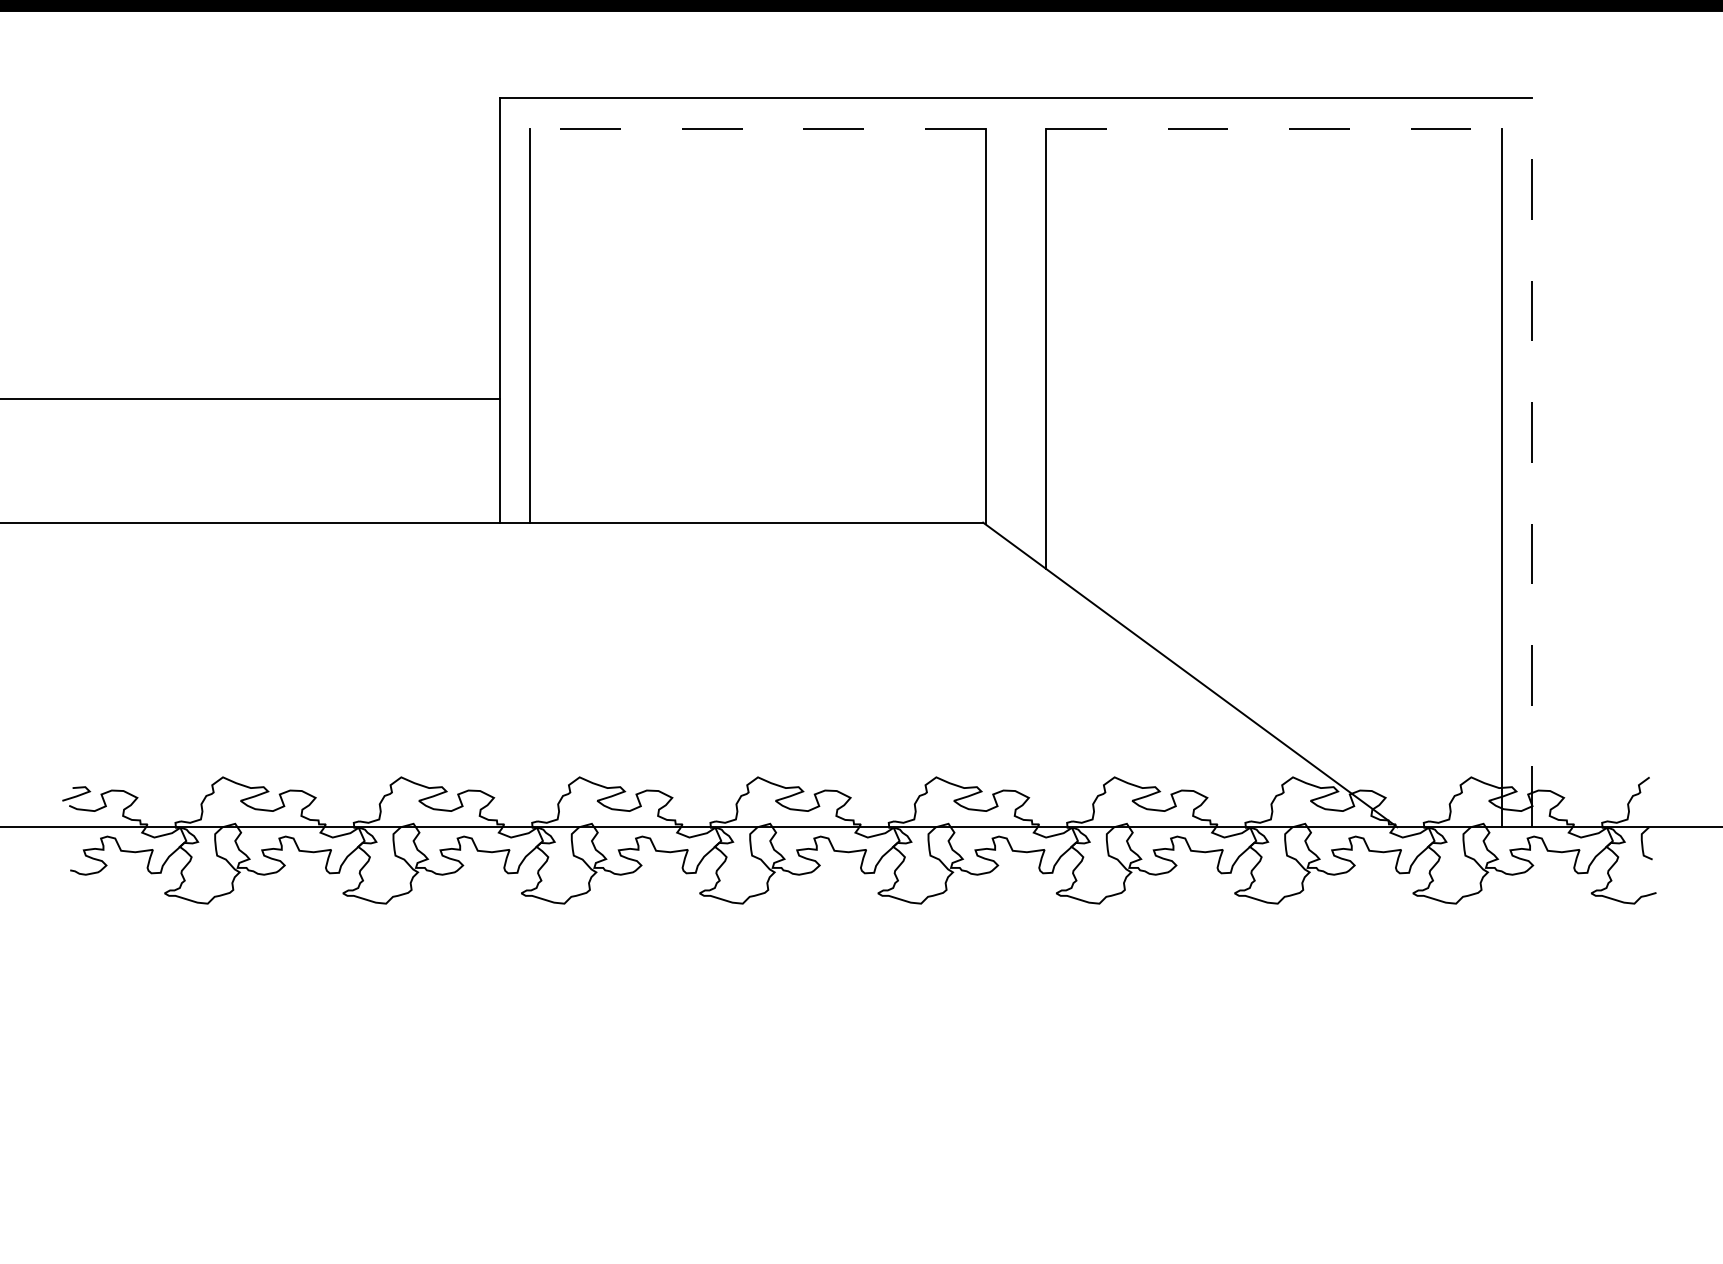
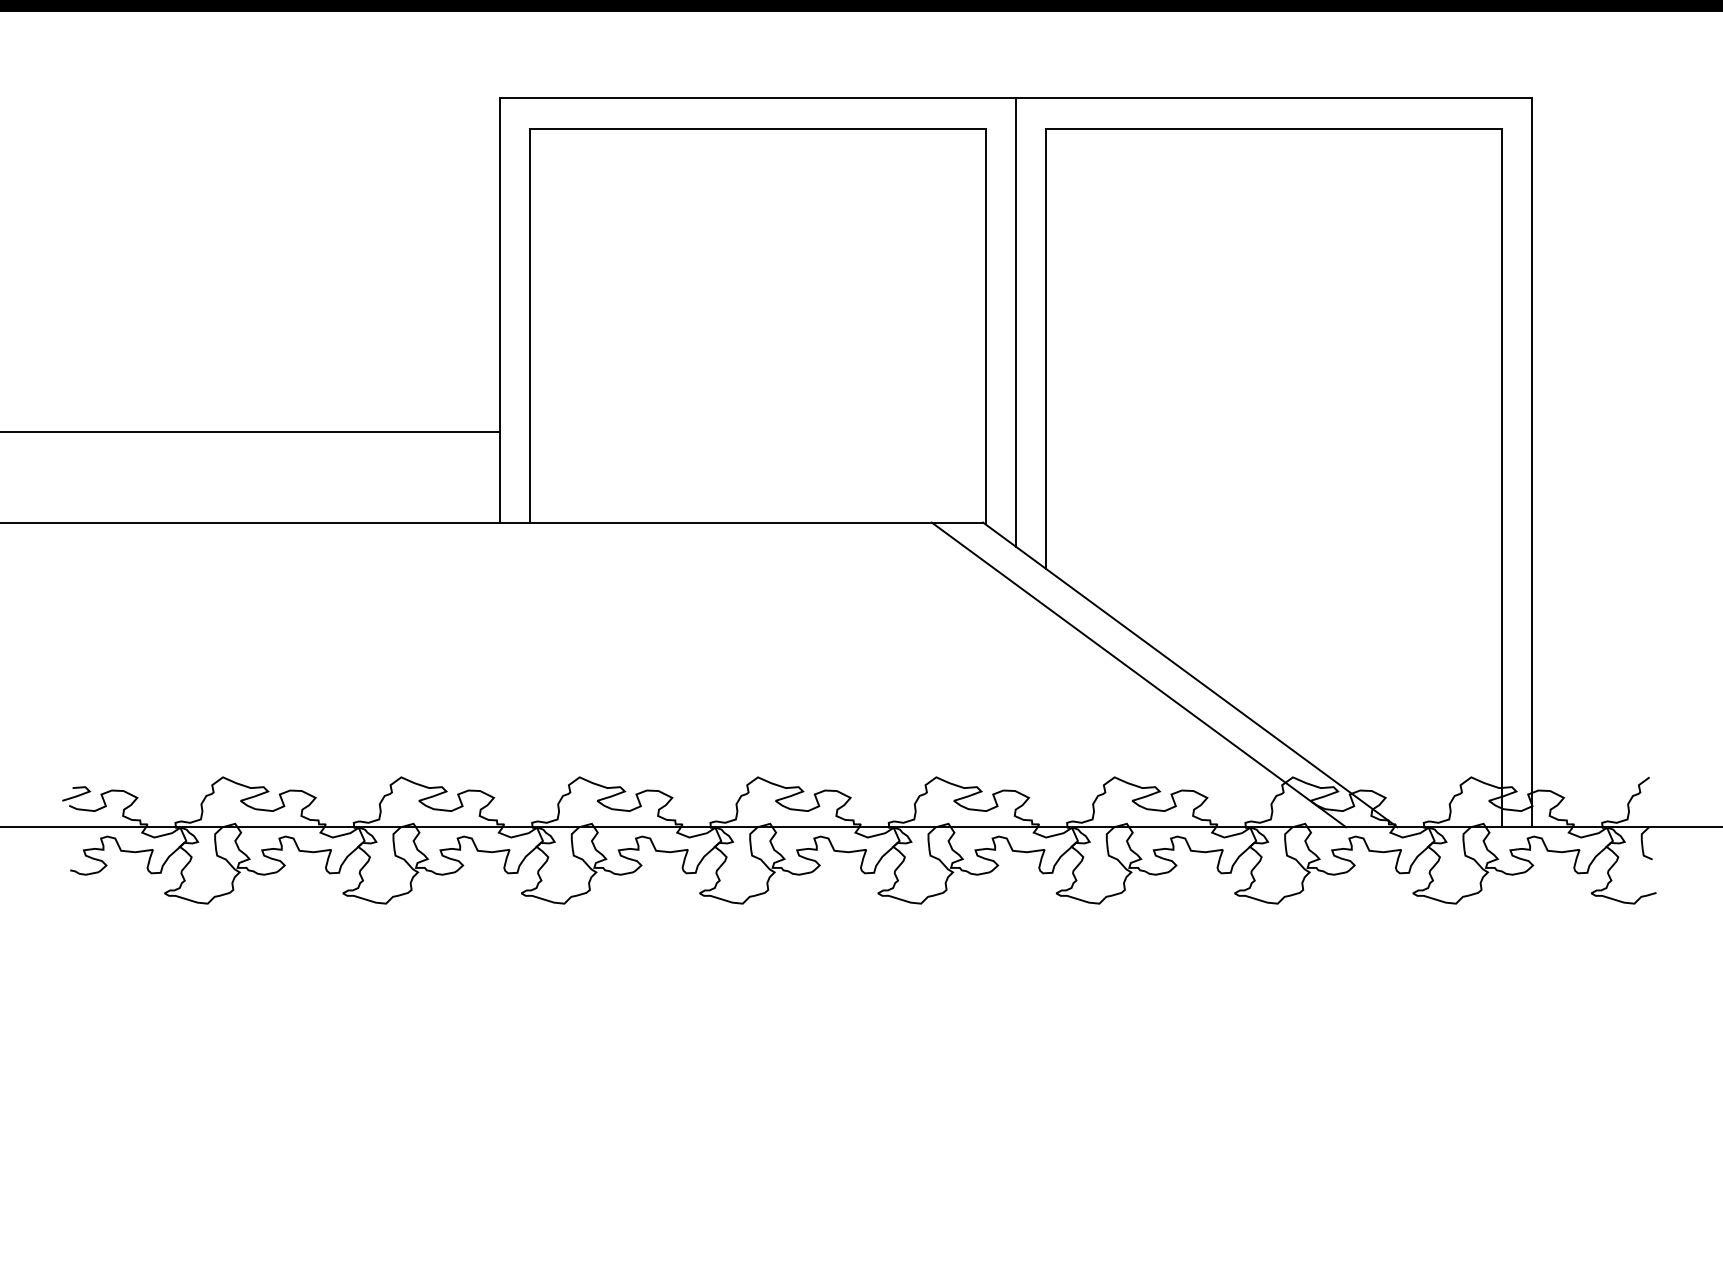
line: dashed -> solid (757, 128)
line: dashed -> solid (1274, 128)
line: none -> present (1015, 322)
line position: (250, 398) -> (250, 431) (250, 431)
line: dashed -> solid (1532, 462)
line: none -> present (1138, 674)
